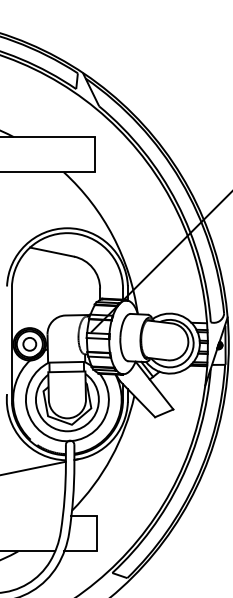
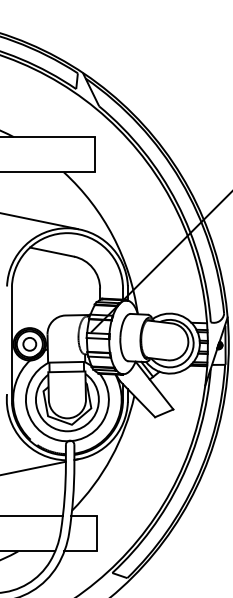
line: none -> present (39, 221)
line: none -> present (32, 516)
